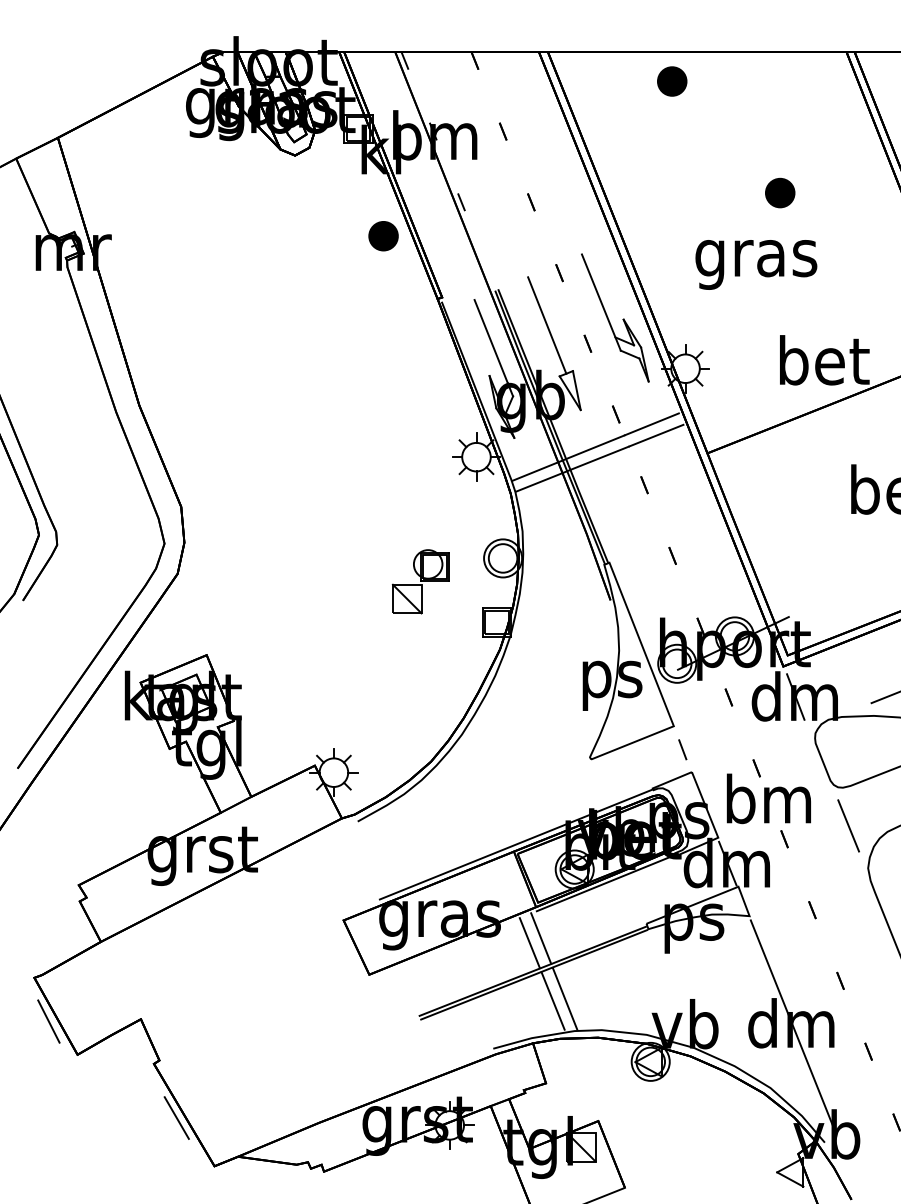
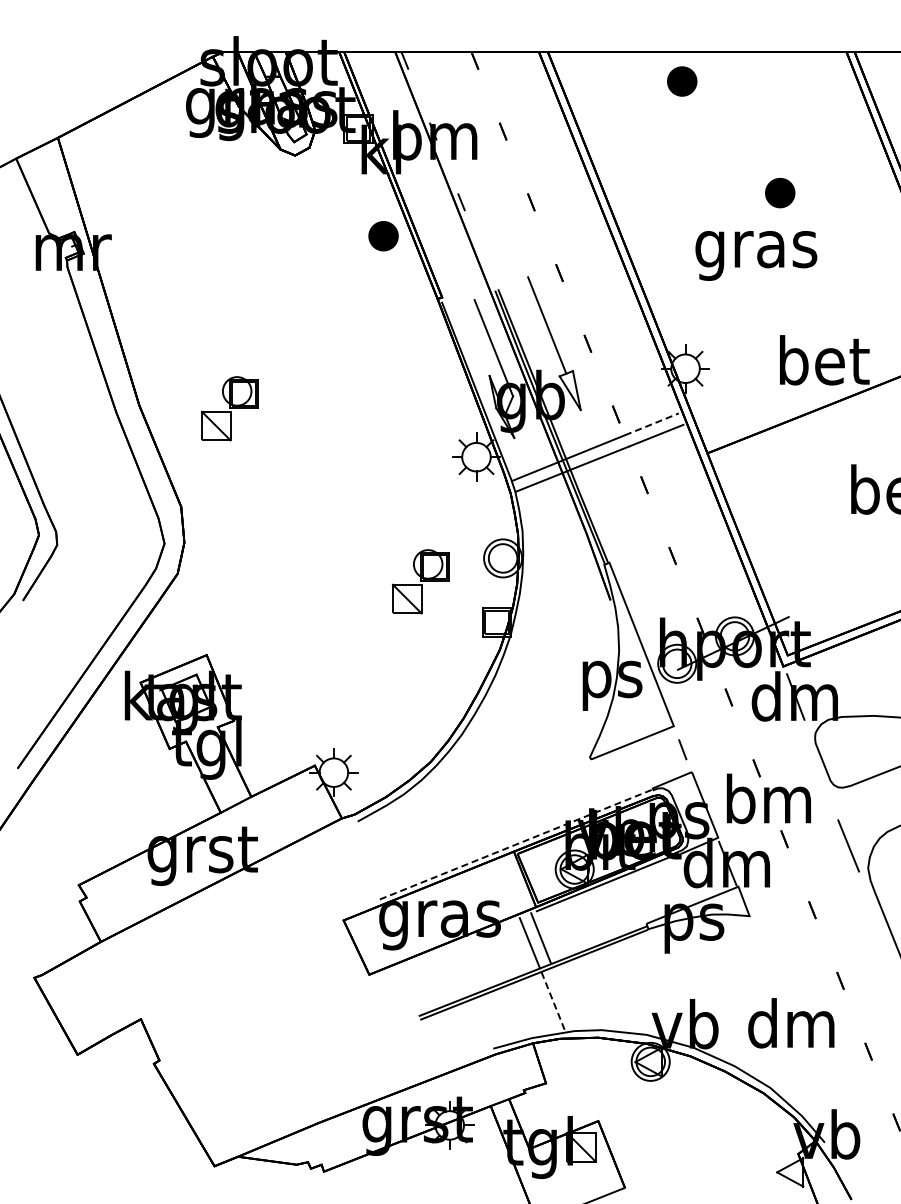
part position: (672, 81) -> (682, 81) (682, 81)
text position: (756, 264) -> (756, 255) (756, 255)
part: present -> none (609, 319)
part: none -> present (229, 408)
line: solid -> dashed (652, 424)
line: present -> none (883, 697)
line position: (848, 825) -> (848, 845) (848, 845)
line: solid -> dashed (516, 844)
line: present -> none (564, 998)
line: solid -> dashed (553, 1000)
line: present -> none (48, 1021)
line: present -> none (791, 1023)
line: present -> none (176, 1117)
